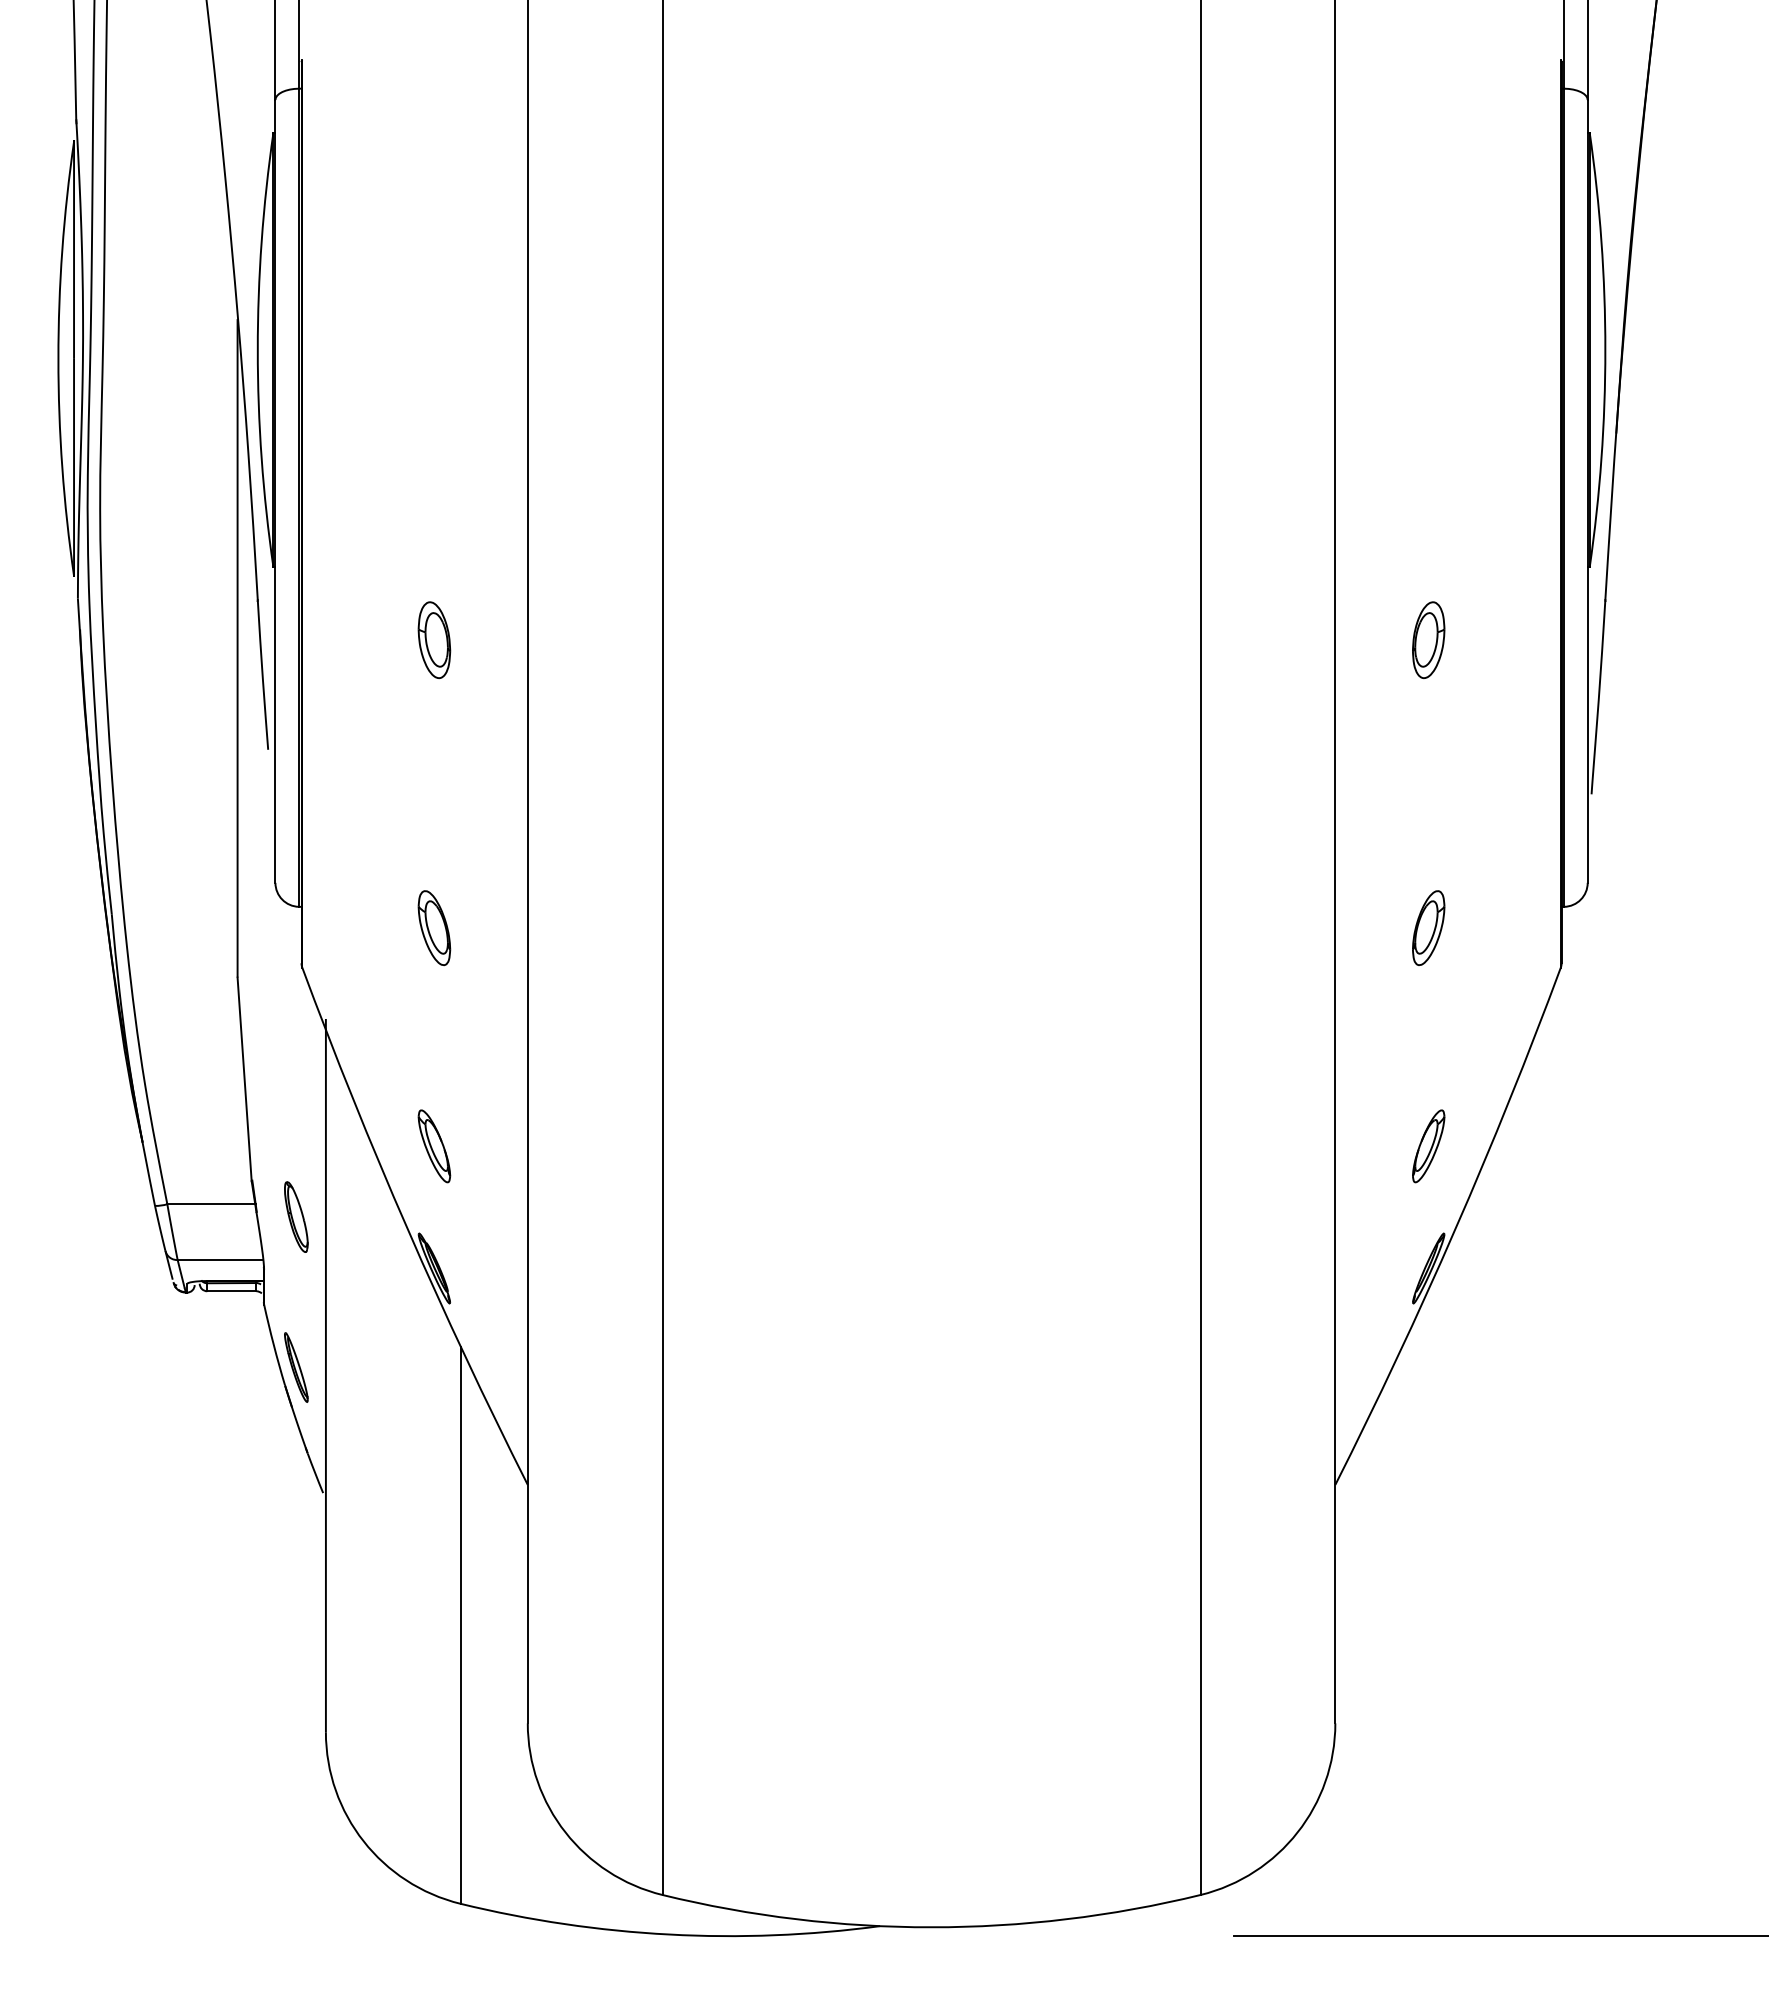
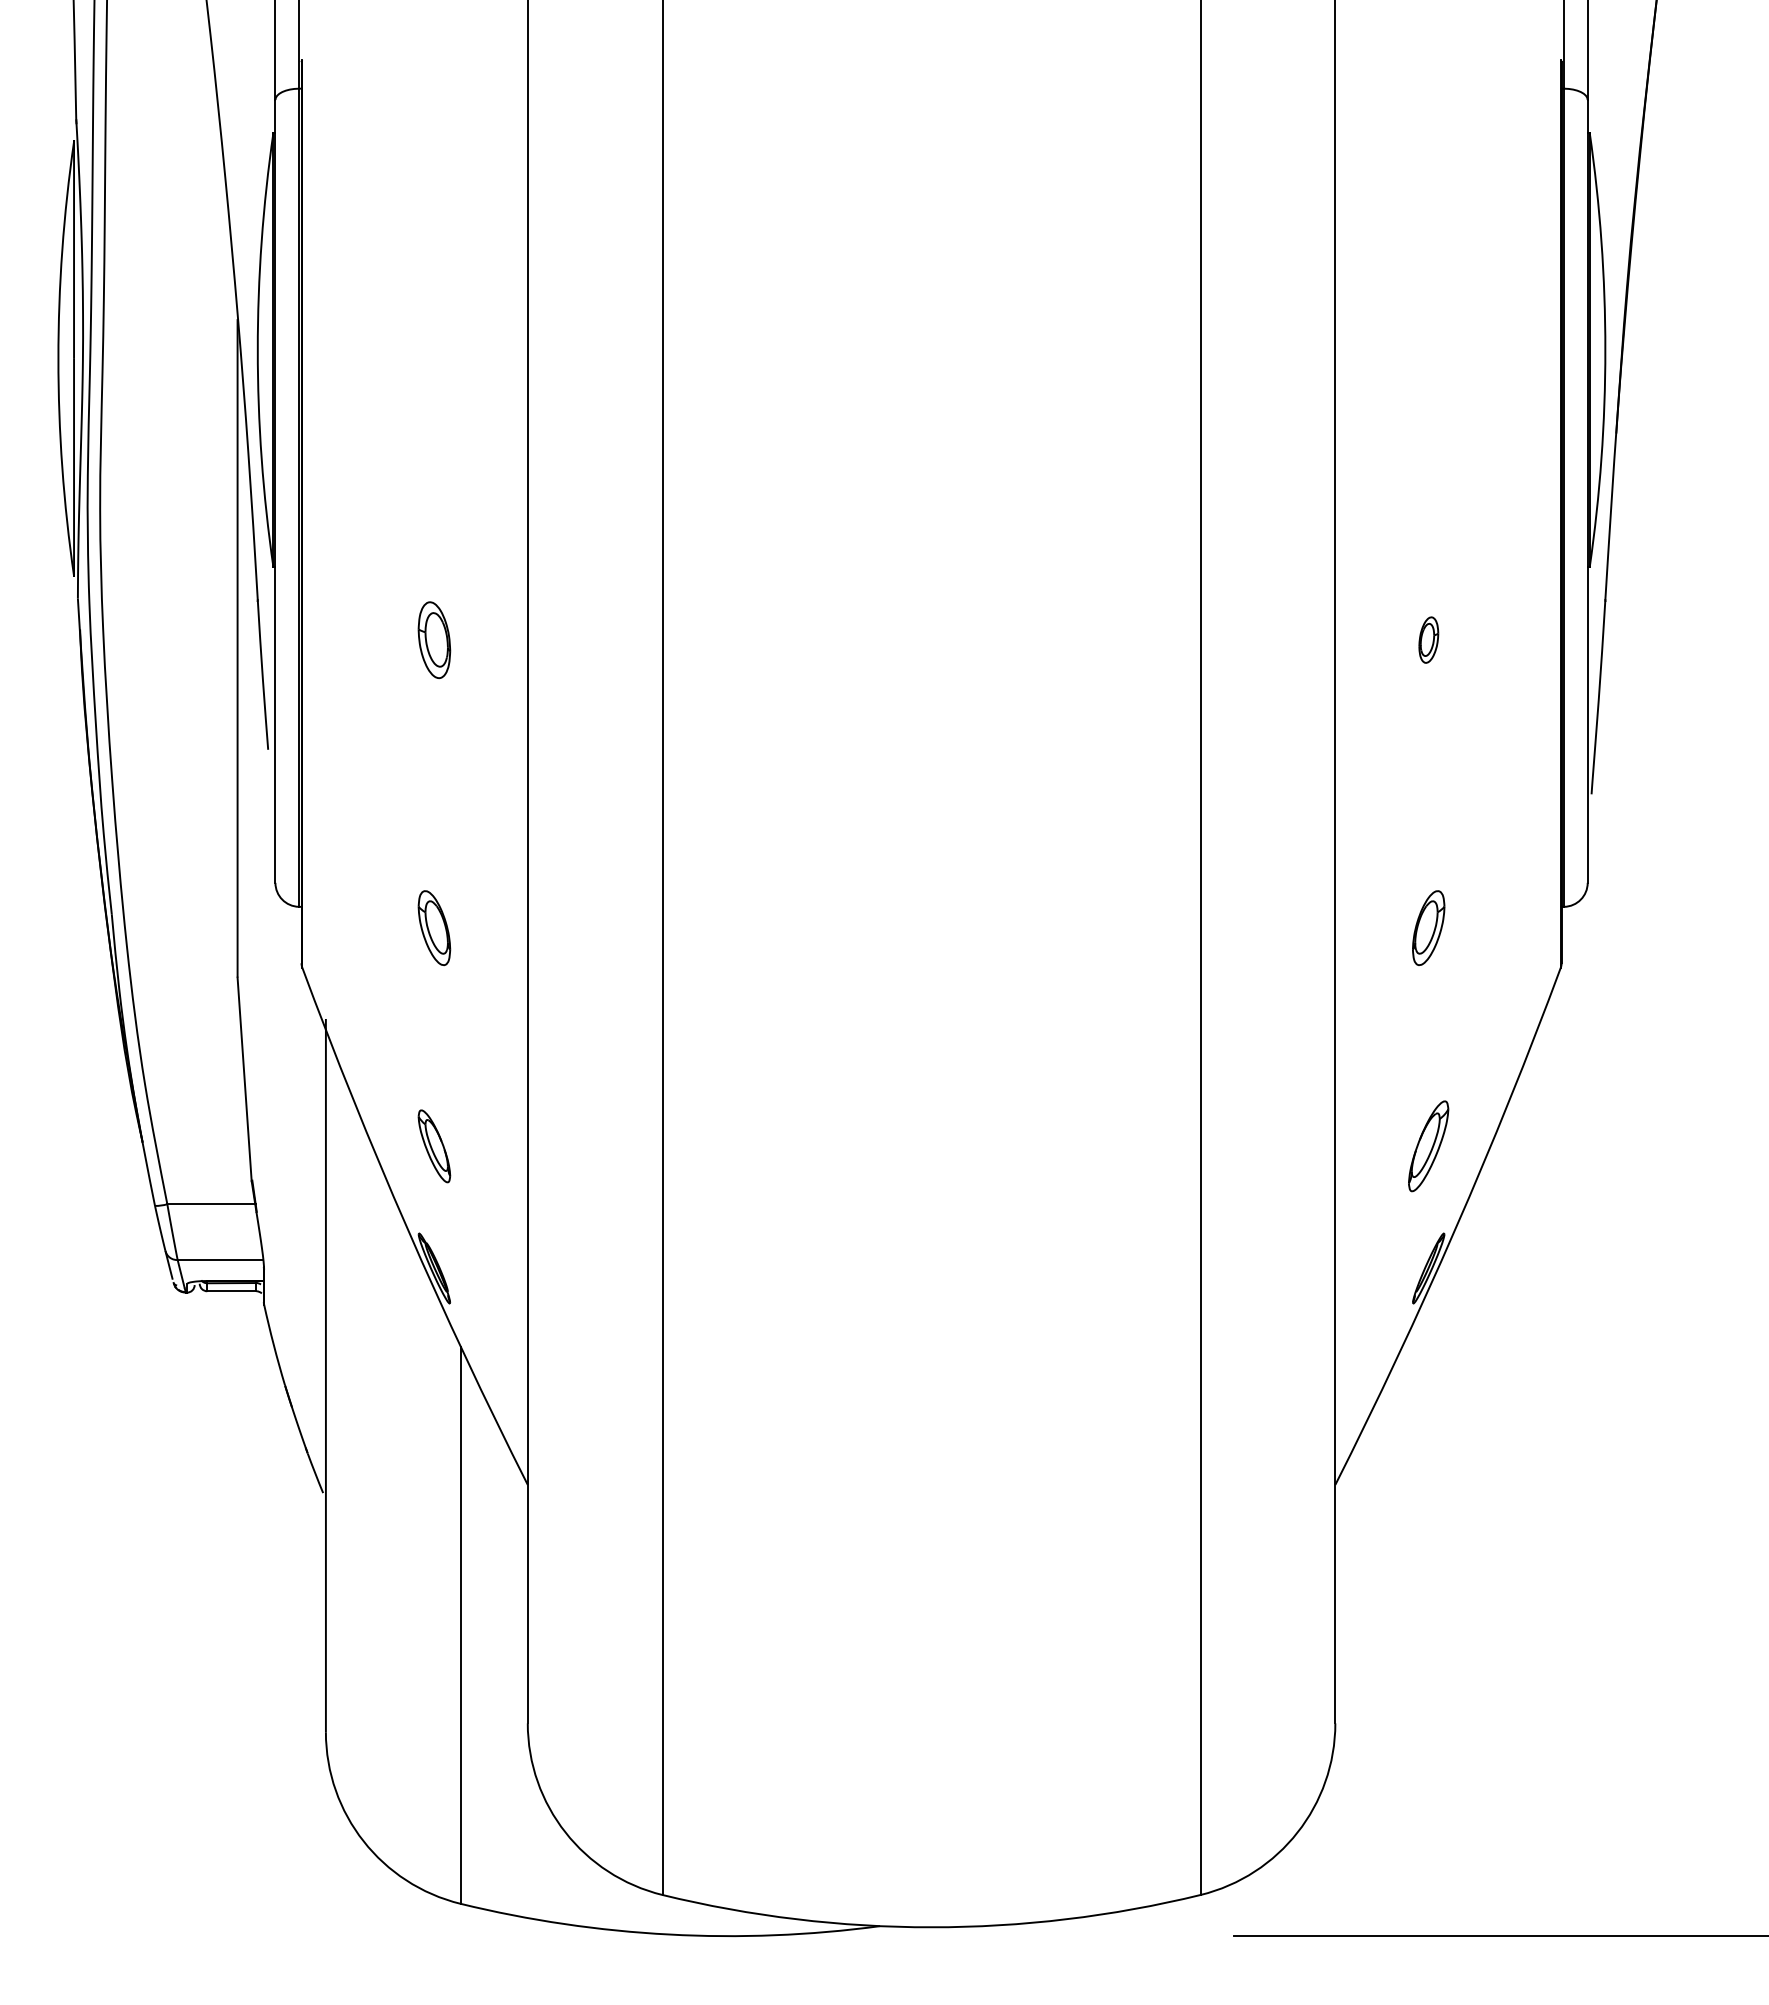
part size: 34x78 px -> 22x48 px (1428, 639)
part size: 34x75 px -> 42x93 px (1428, 1146)
part: present -> none (296, 1216)
part: present -> none (296, 1367)
